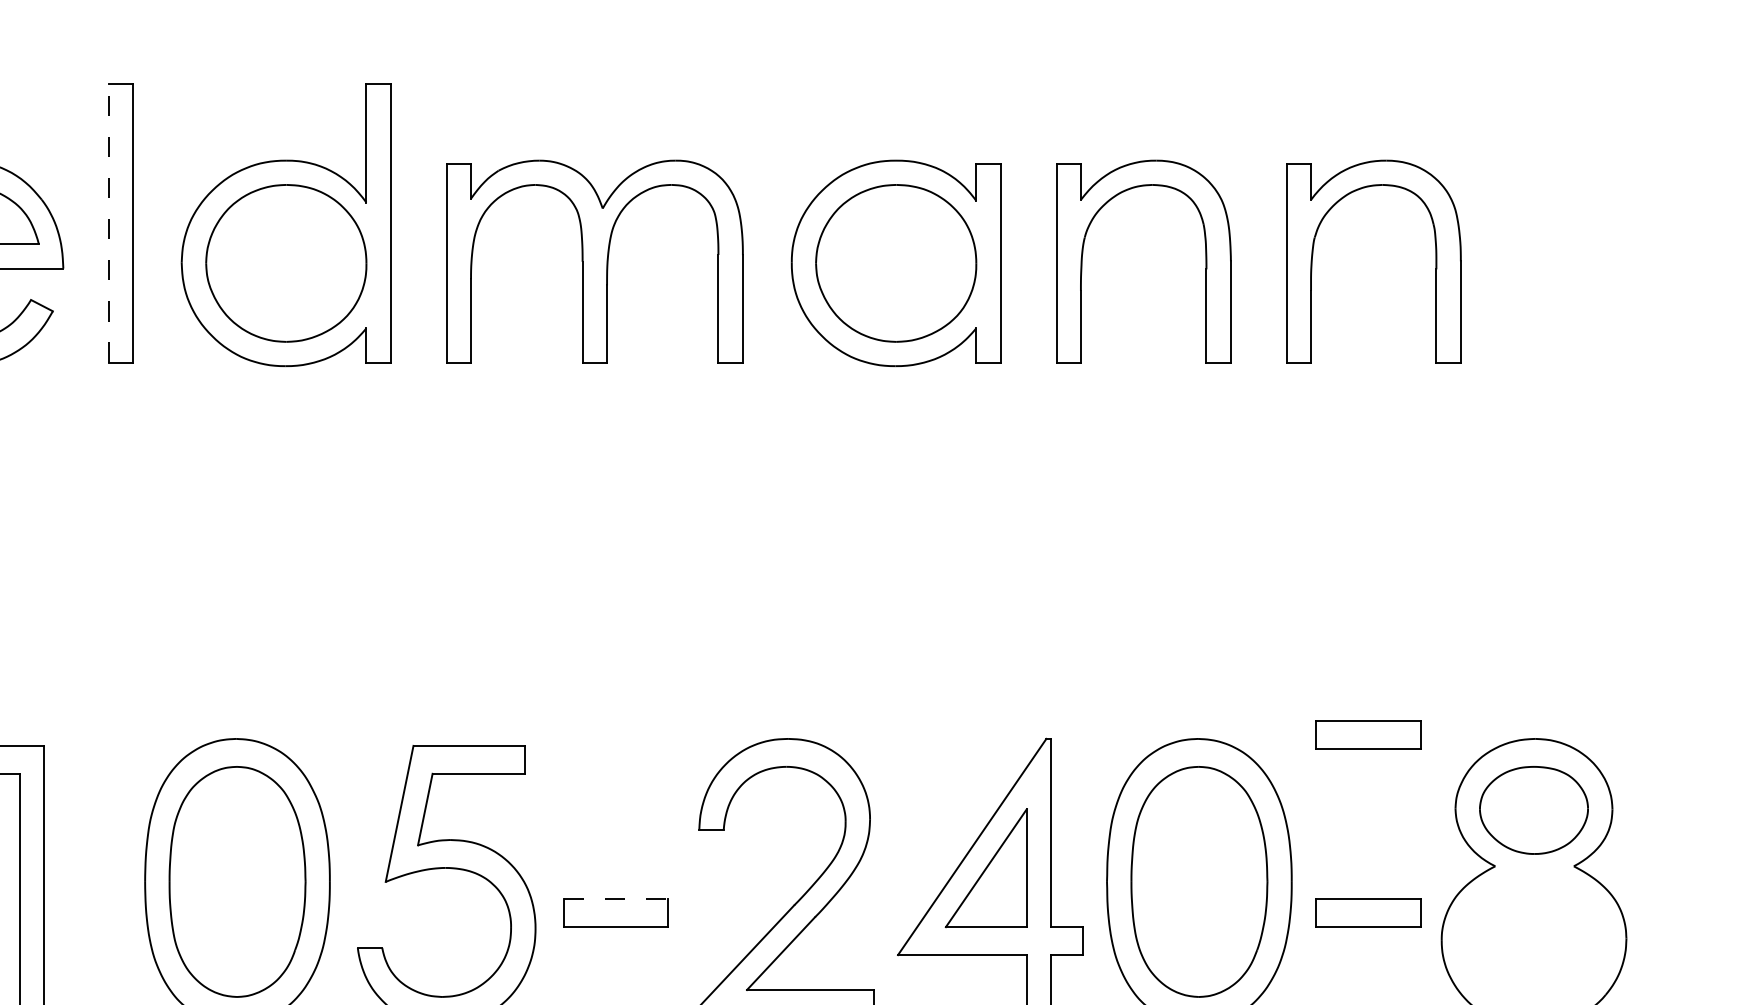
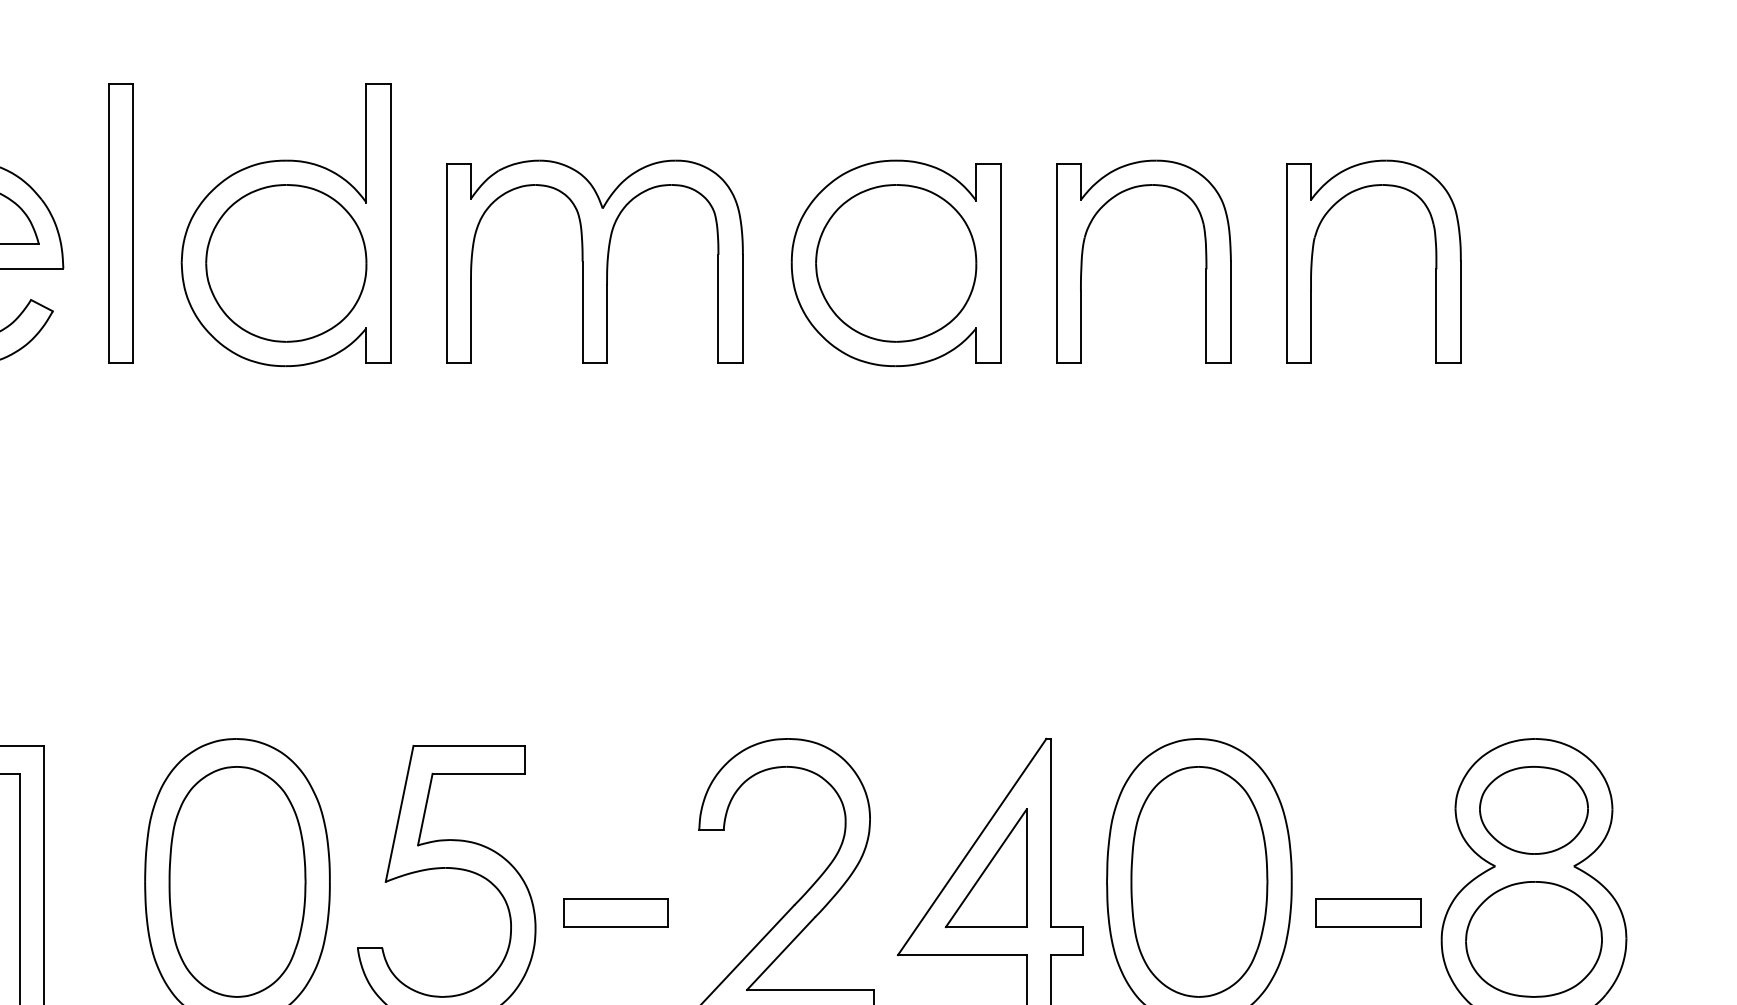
line: dashed -> solid (108, 222)
part: present -> none (1368, 734)
line: dashed -> solid (616, 899)
part: none -> present (1533, 939)
